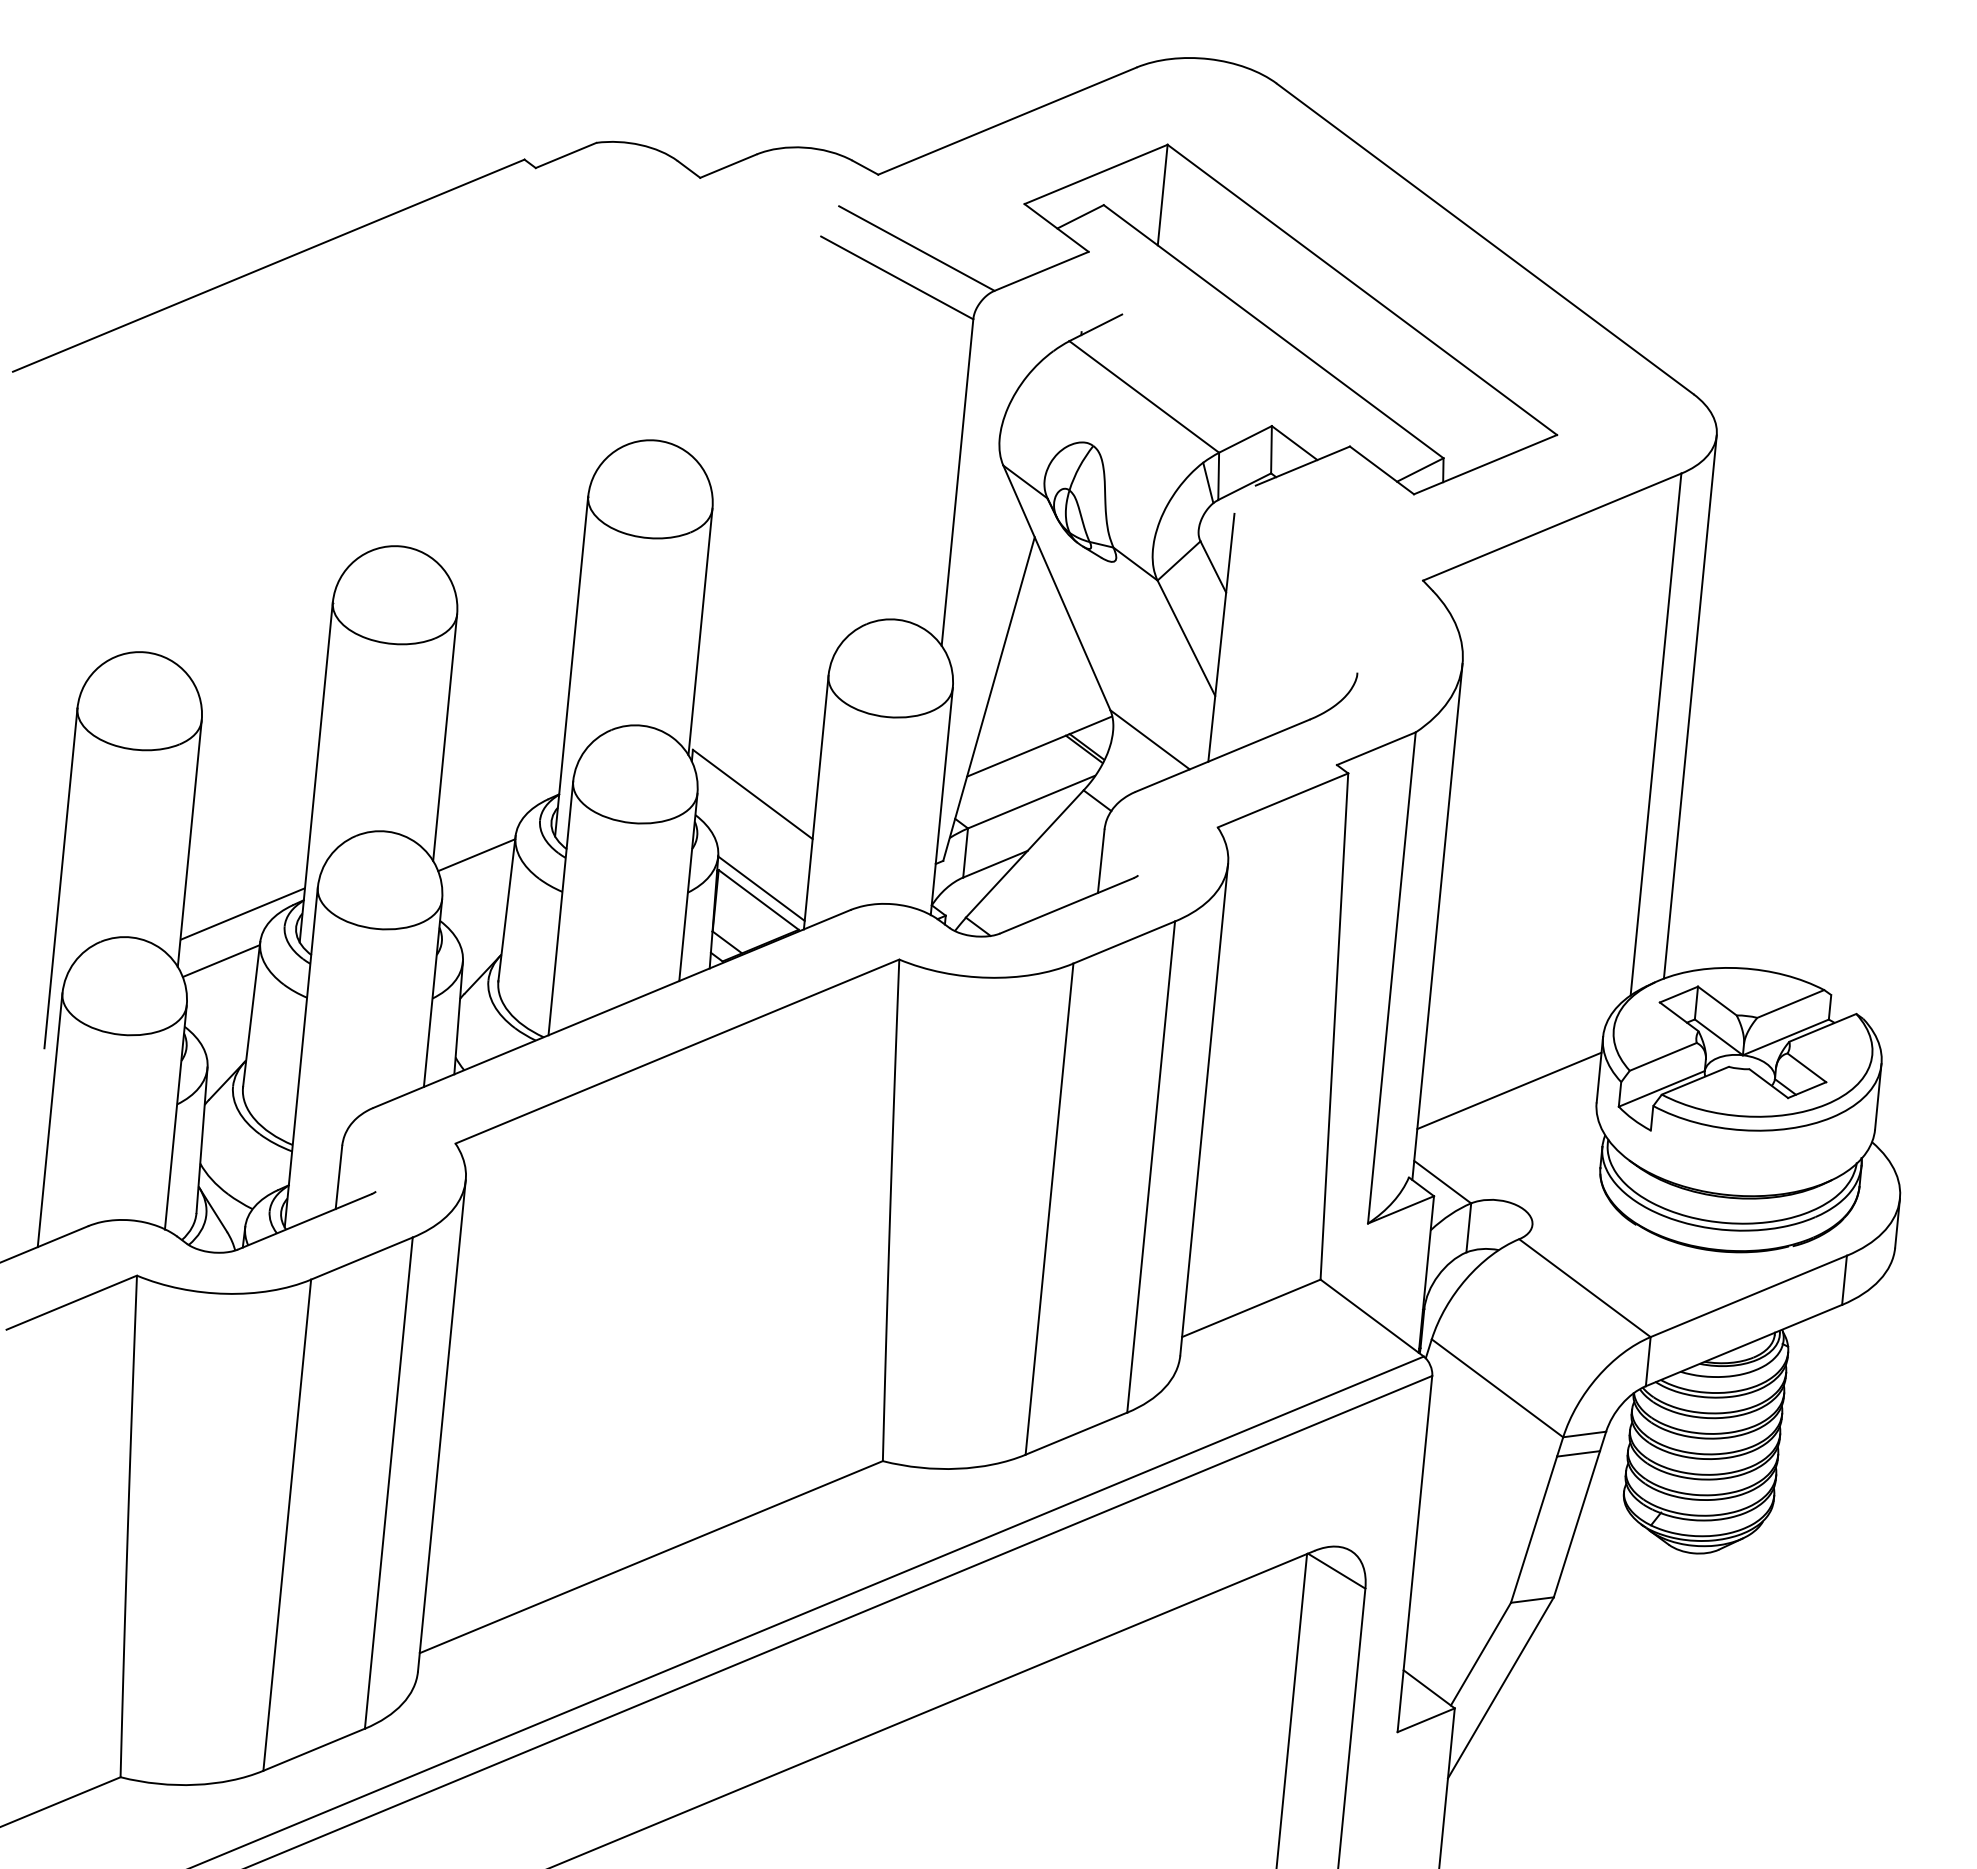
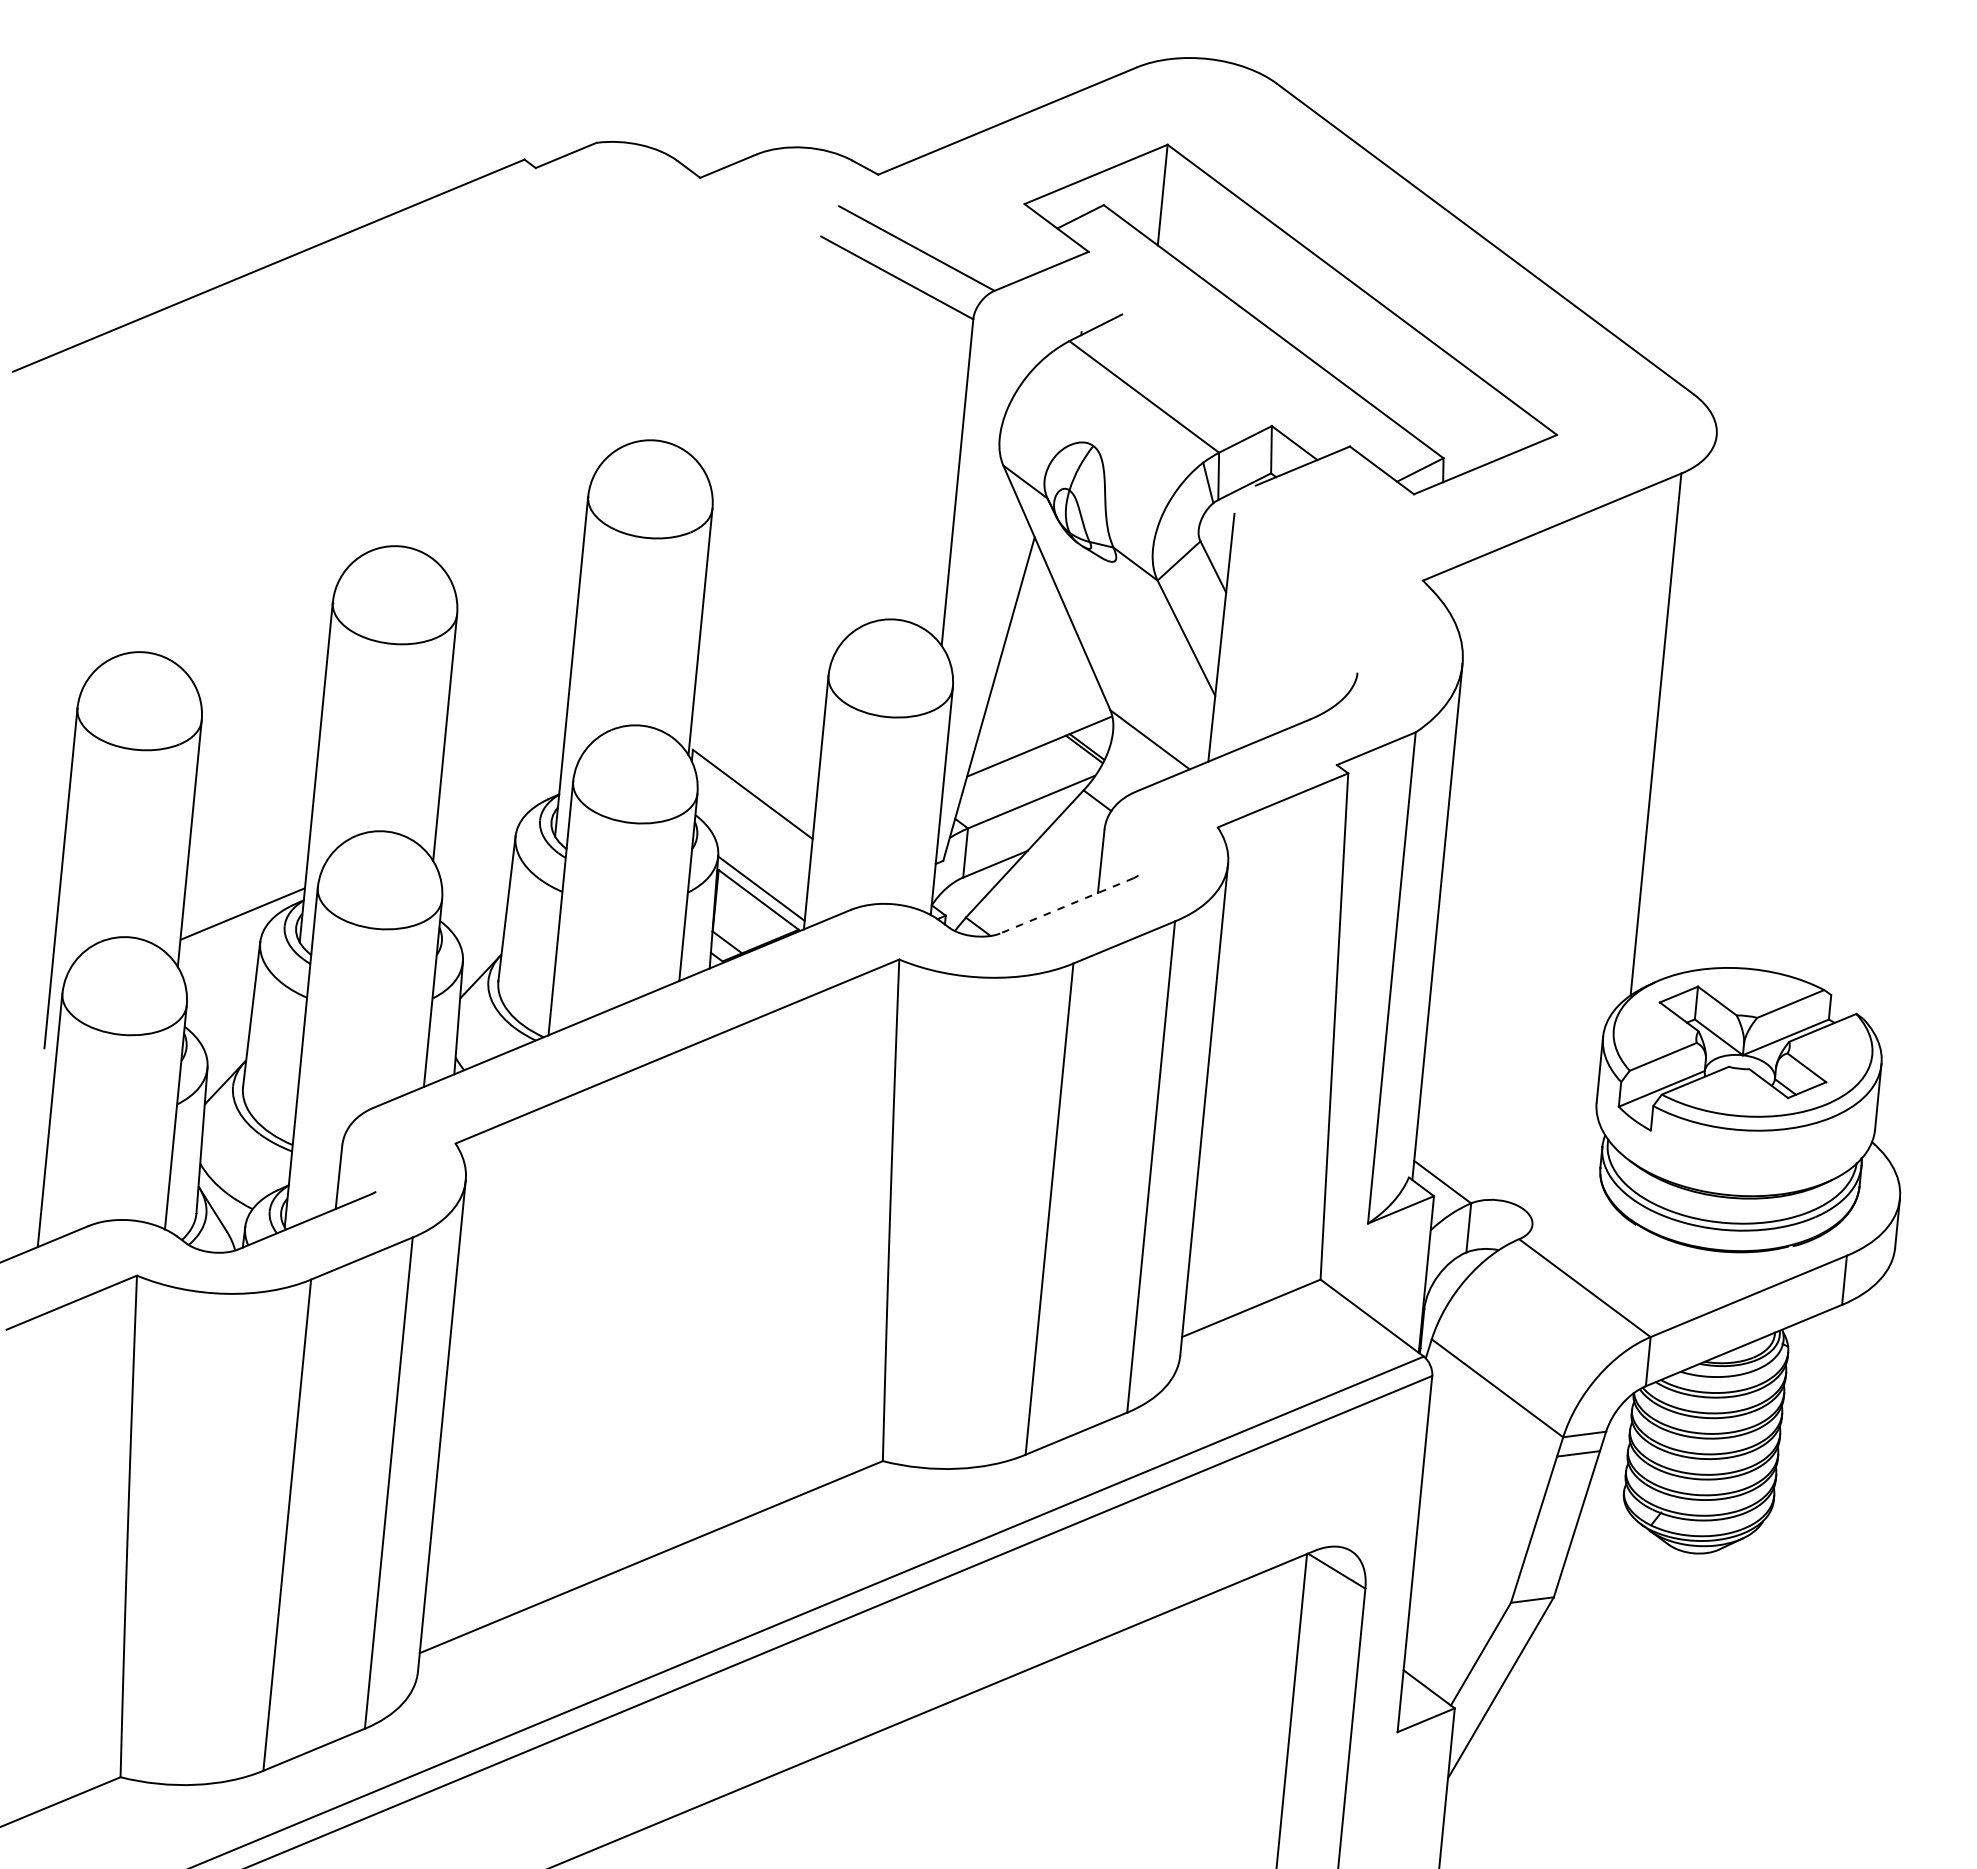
line: present -> none (1689, 706)
line: present -> none (476, 855)
line: solid -> dashed (1066, 906)
line: present -> none (220, 961)
line: present -> none (1509, 1090)
